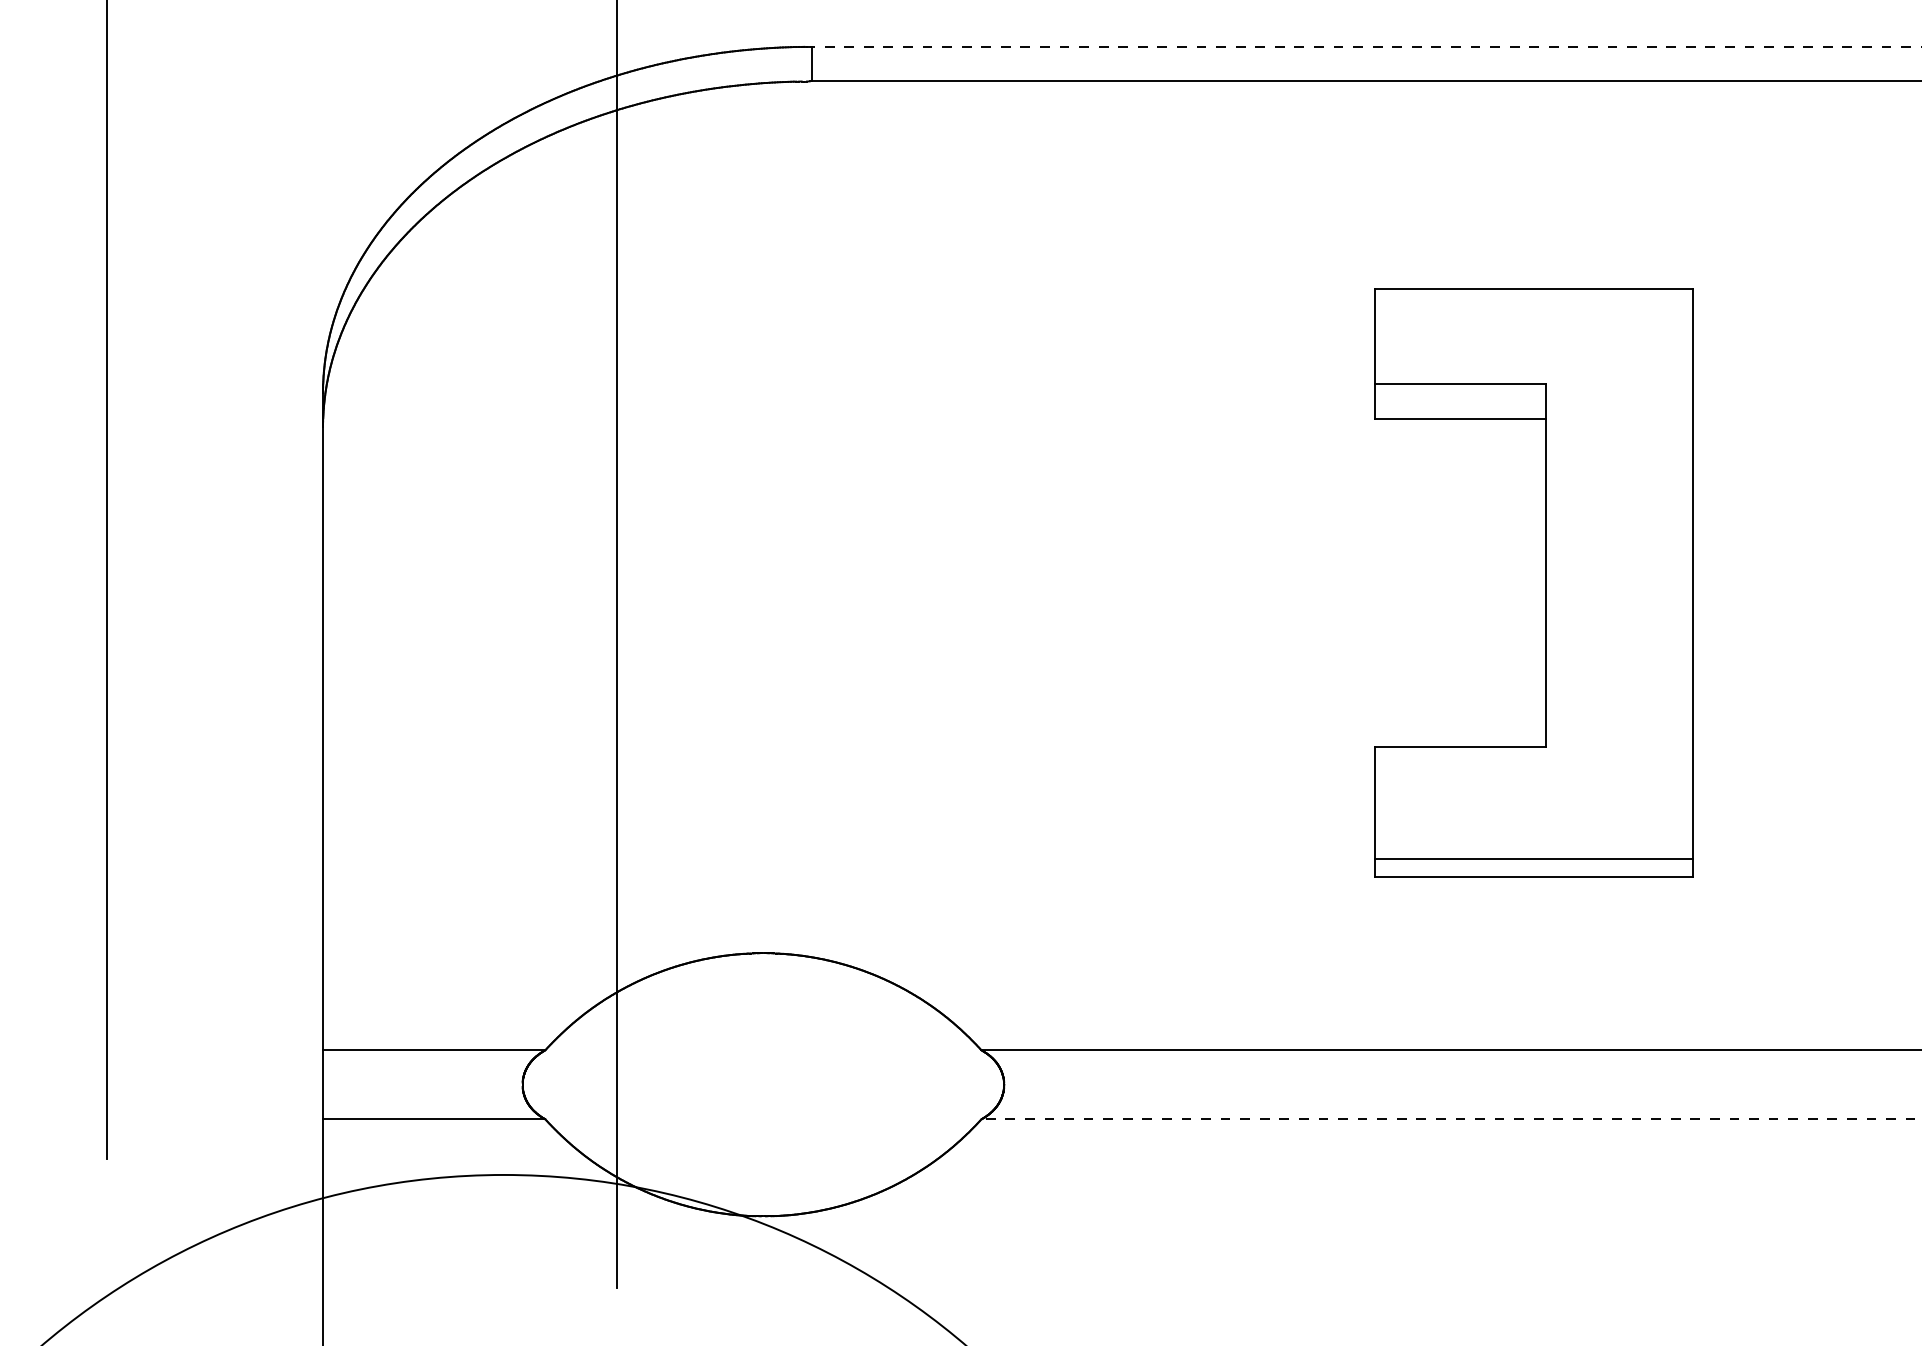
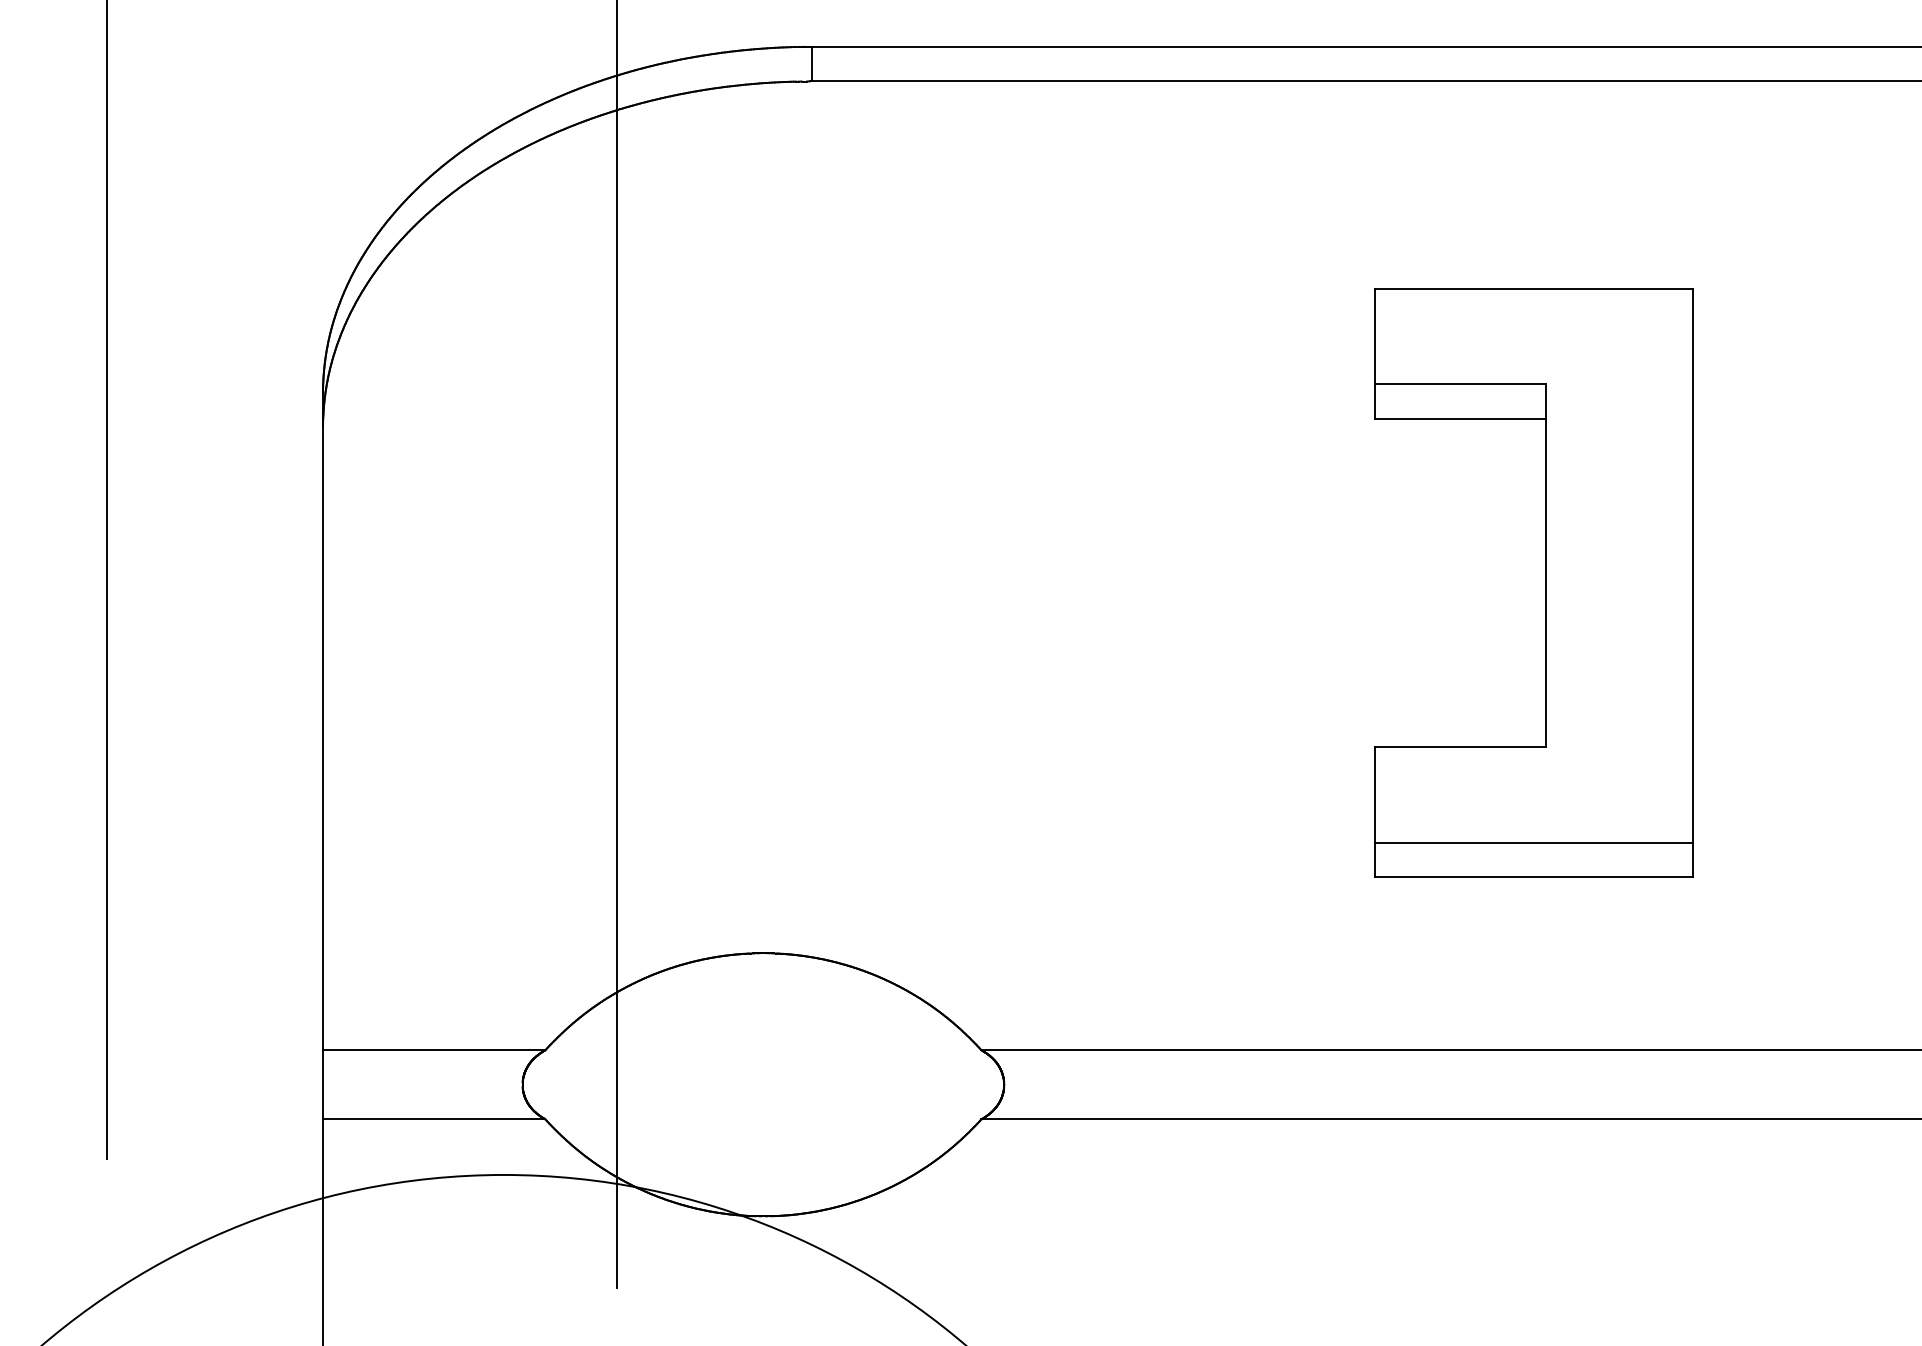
line: dashed -> solid (1365, 46)
line position: (1534, 858) -> (1534, 842) (1534, 842)
line: dashed -> solid (1451, 1119)
